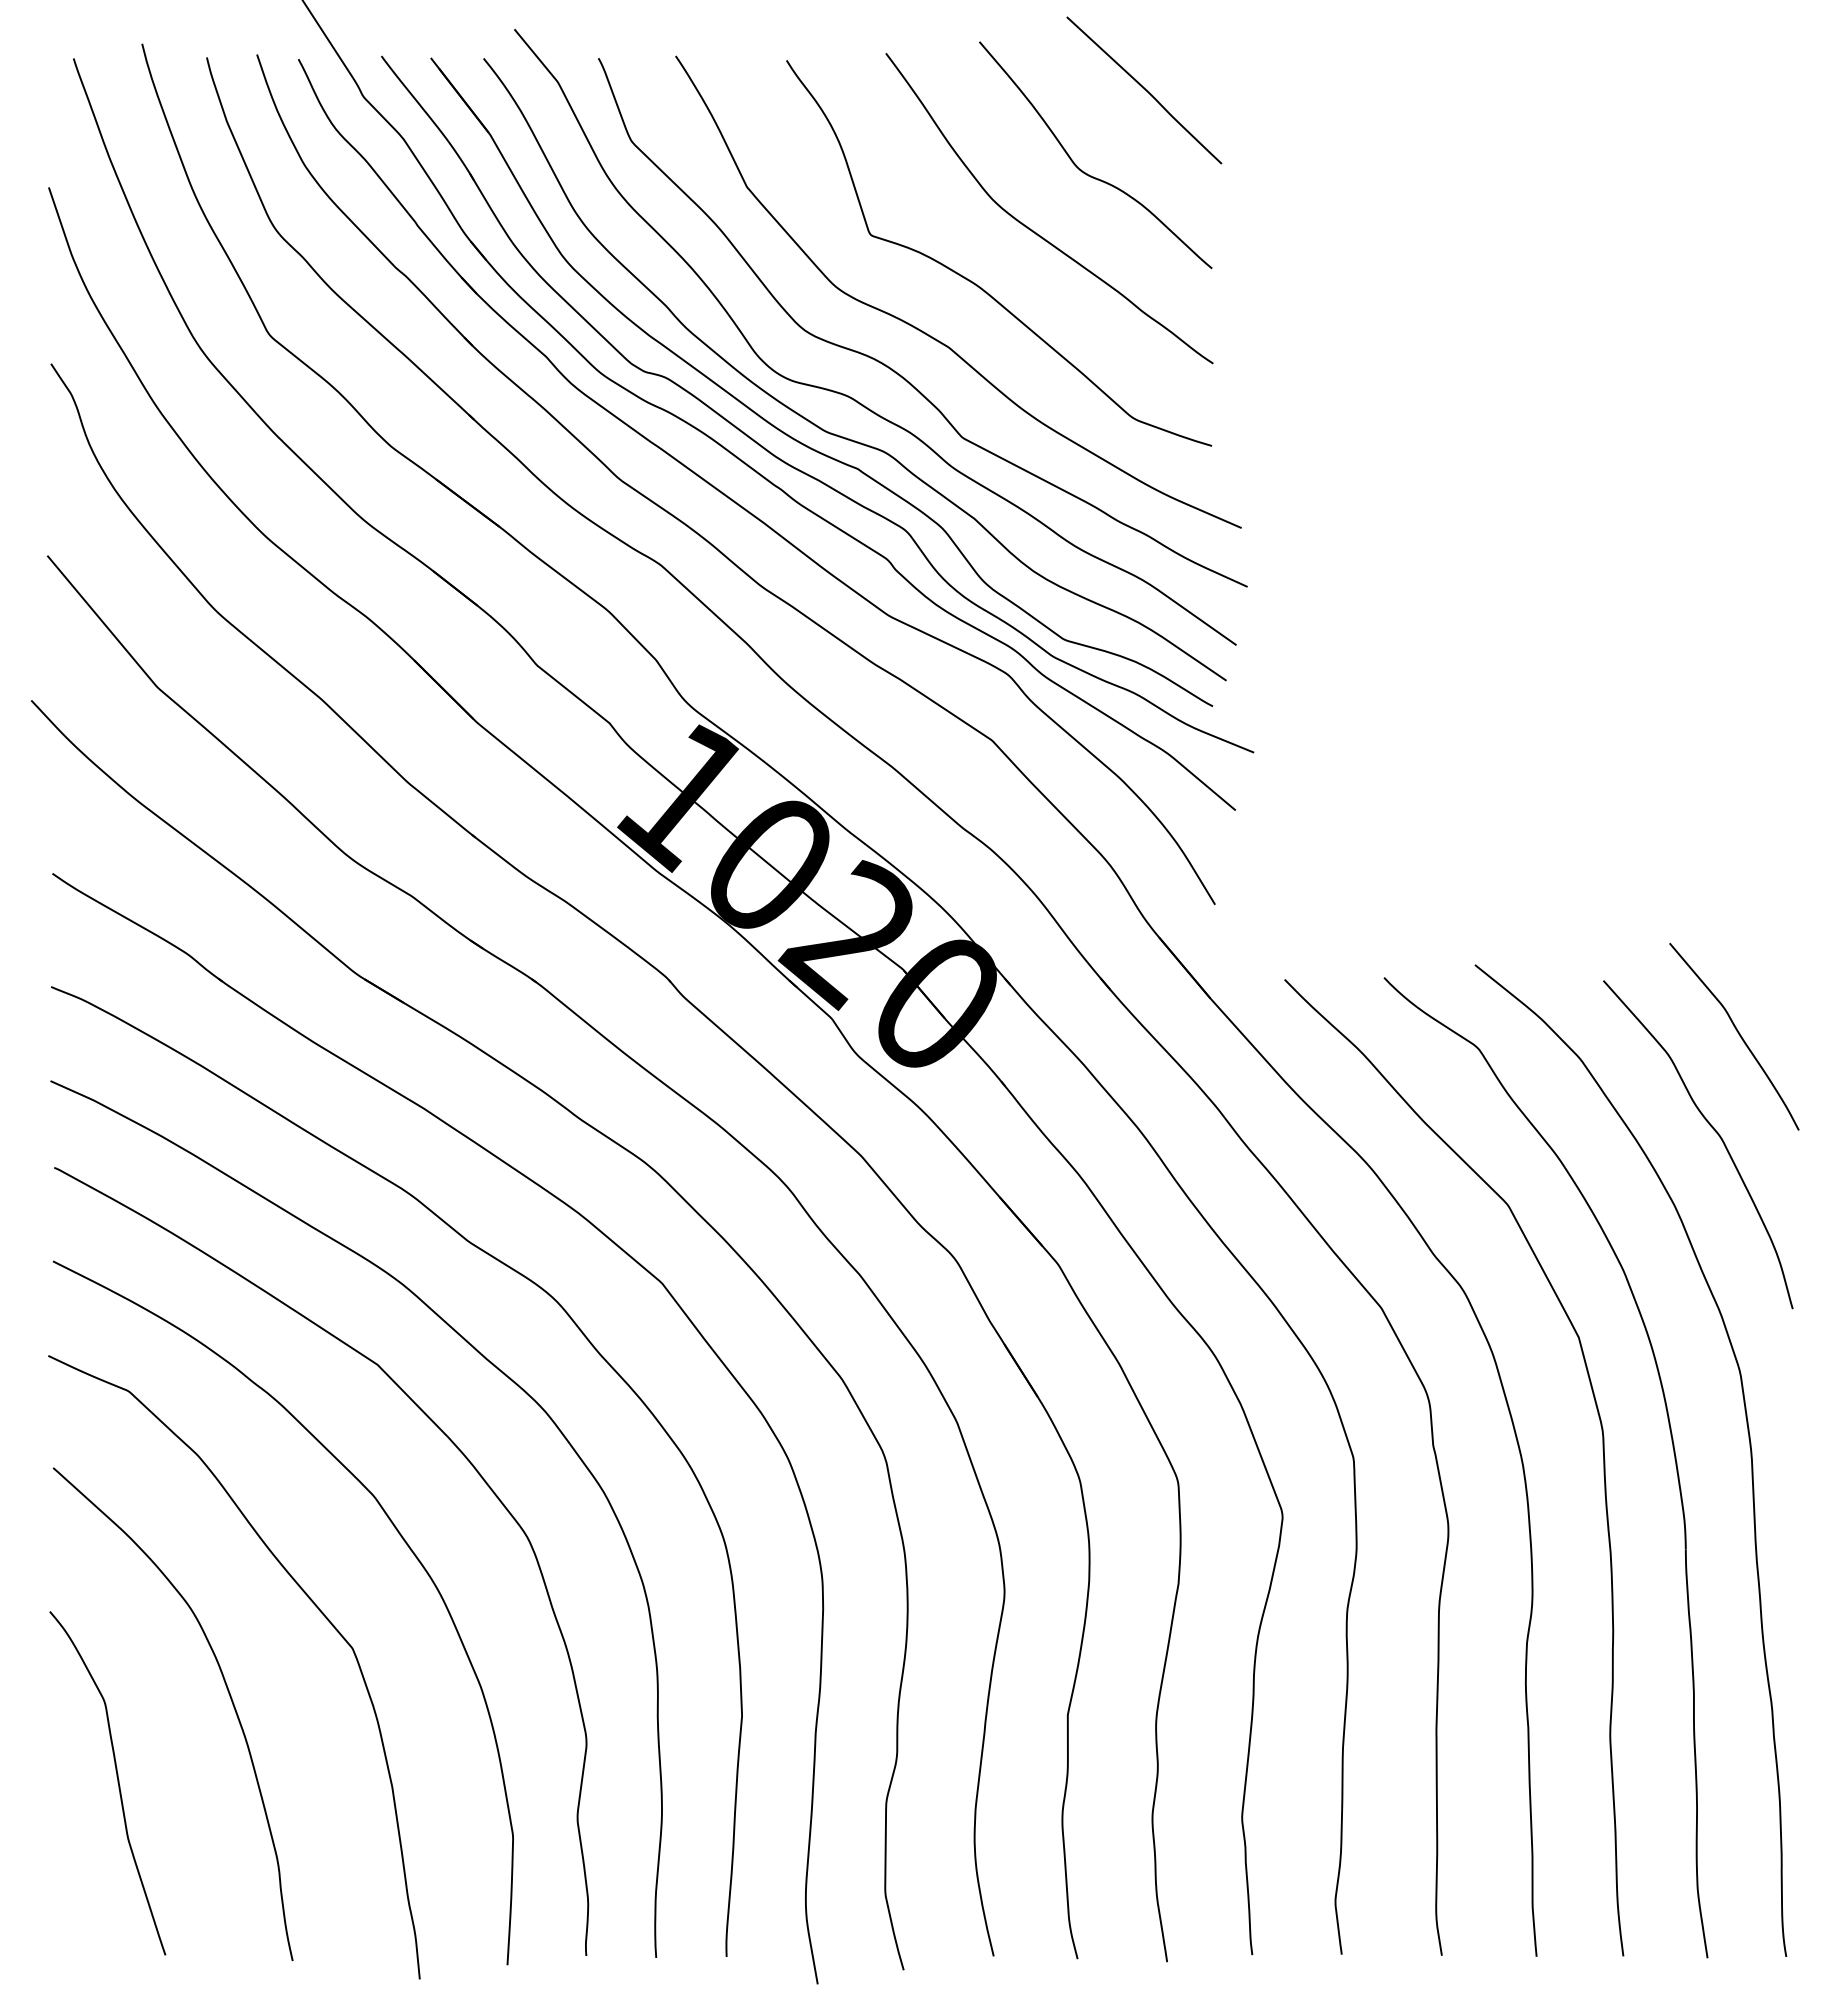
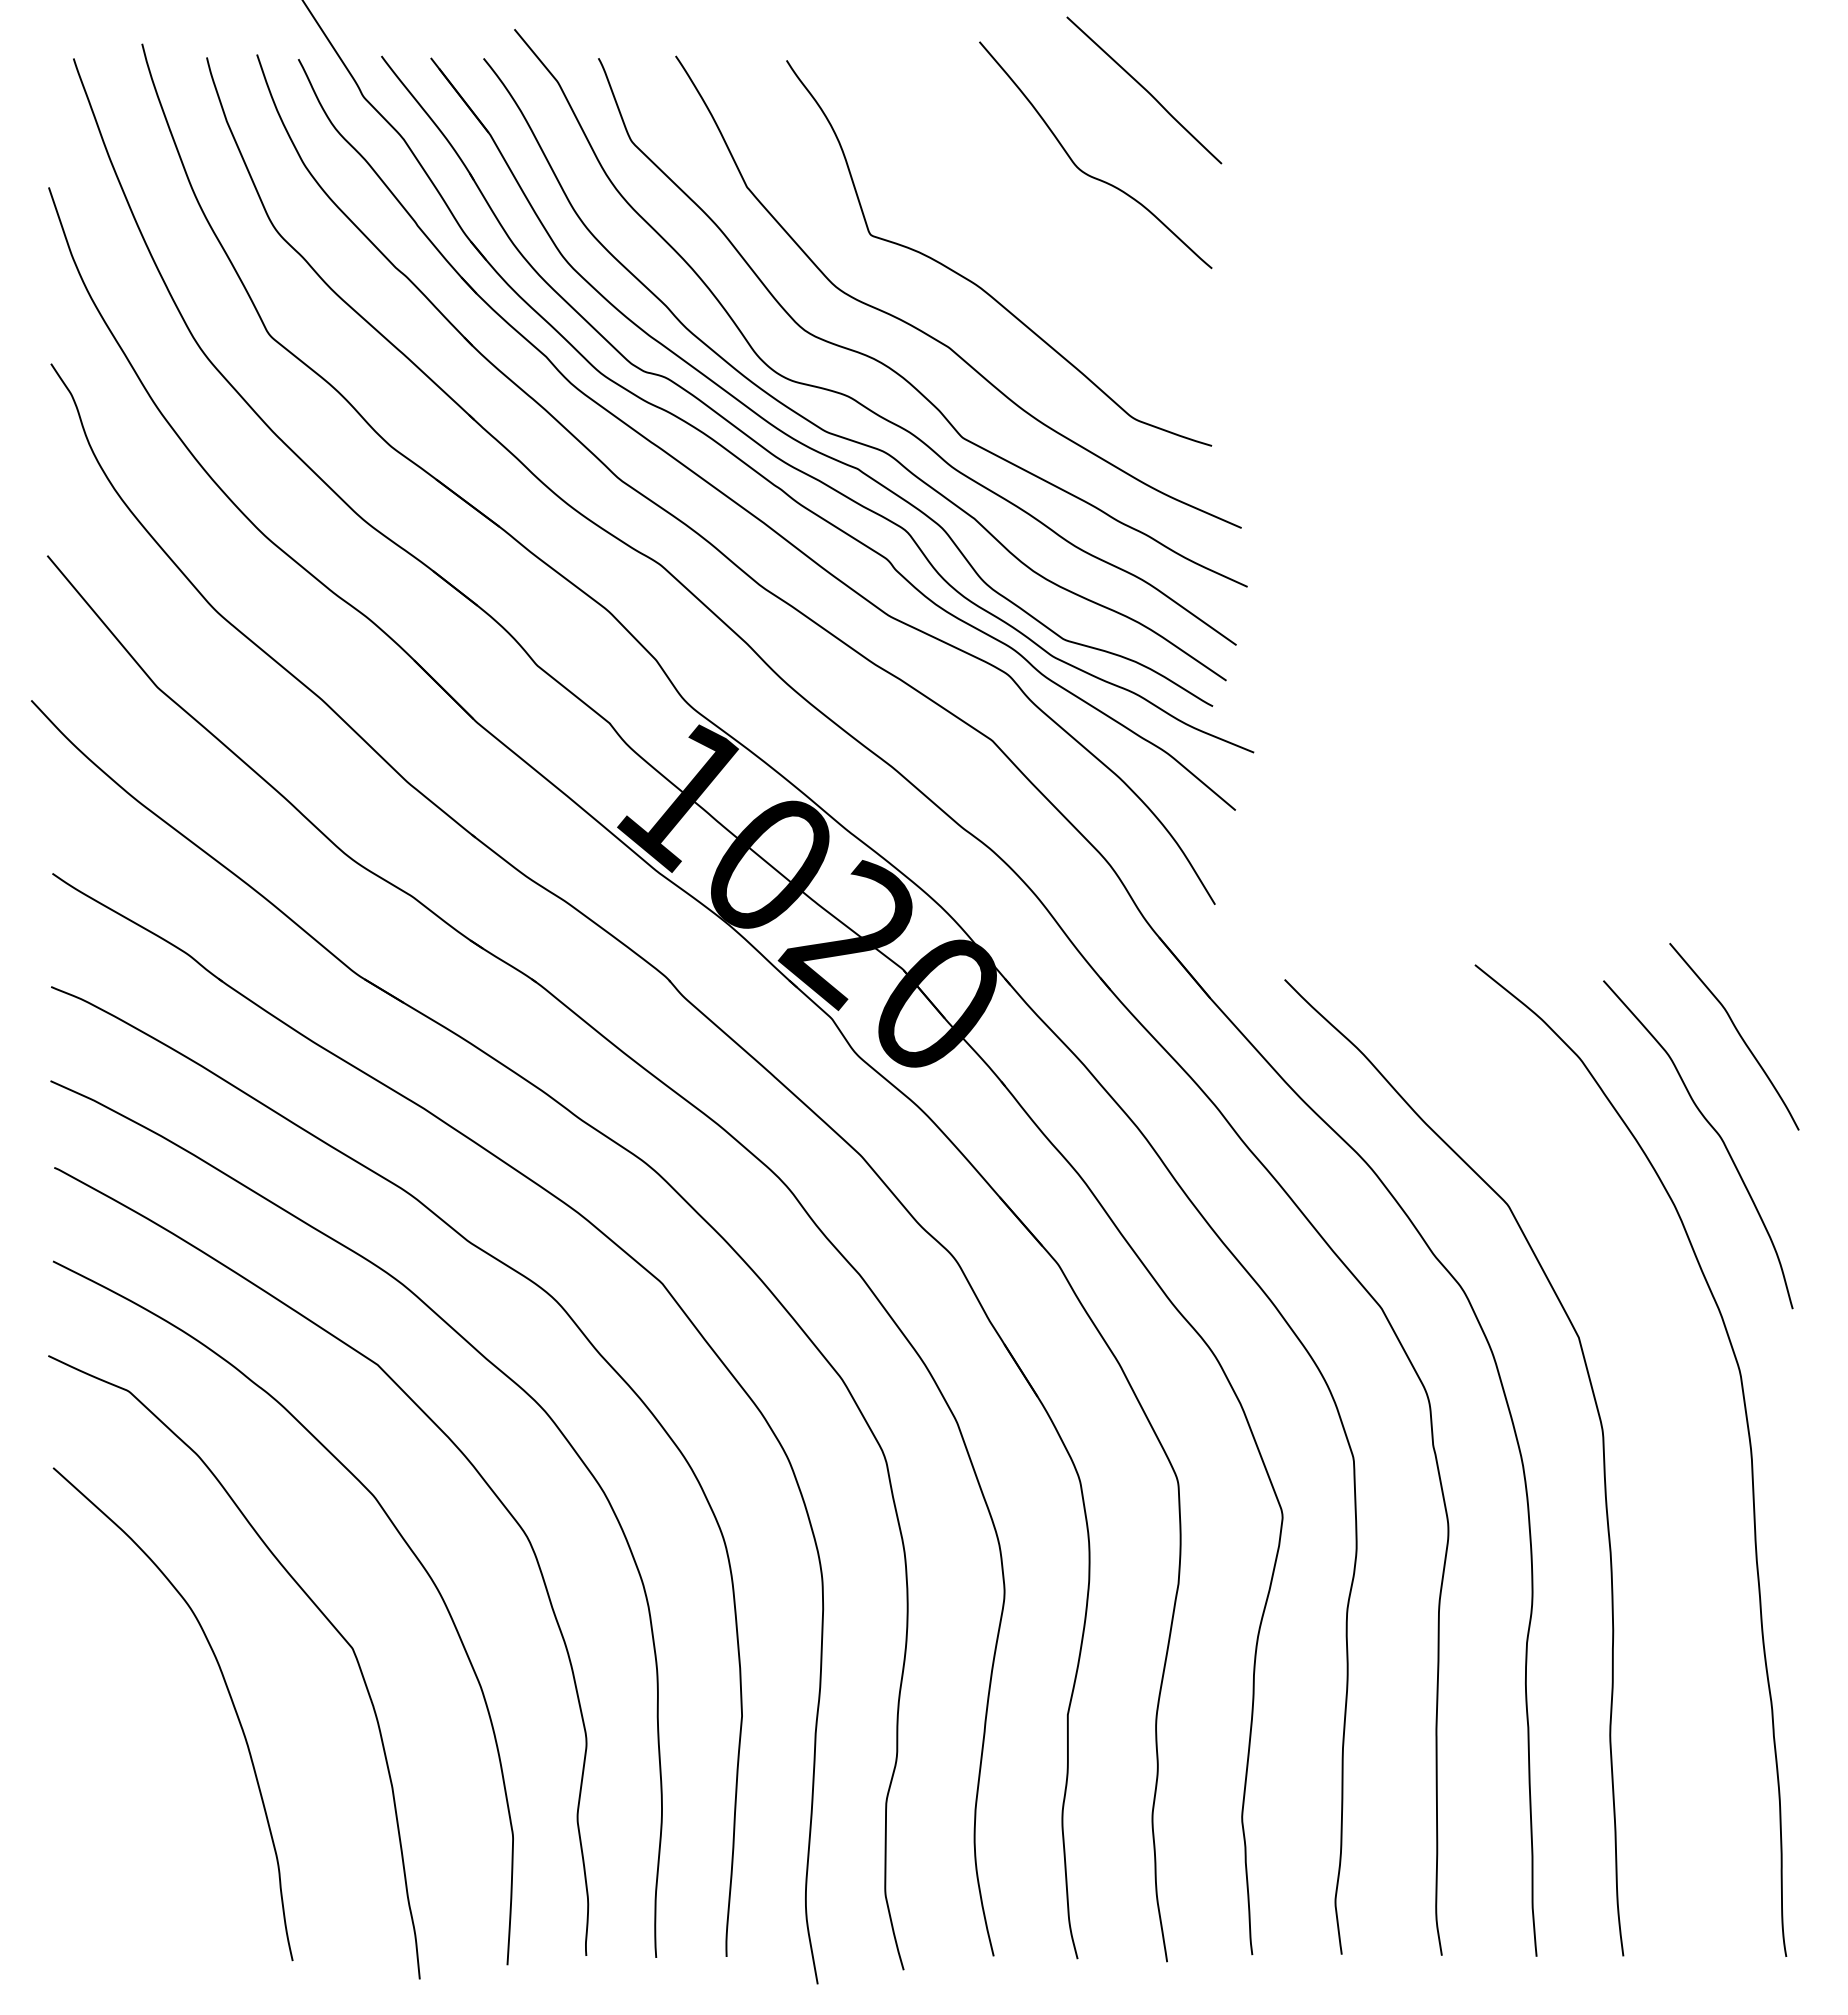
curve: present -> none (1032, 229)
part: present -> none (1672, 1447)
curve: present -> none (117, 1783)
